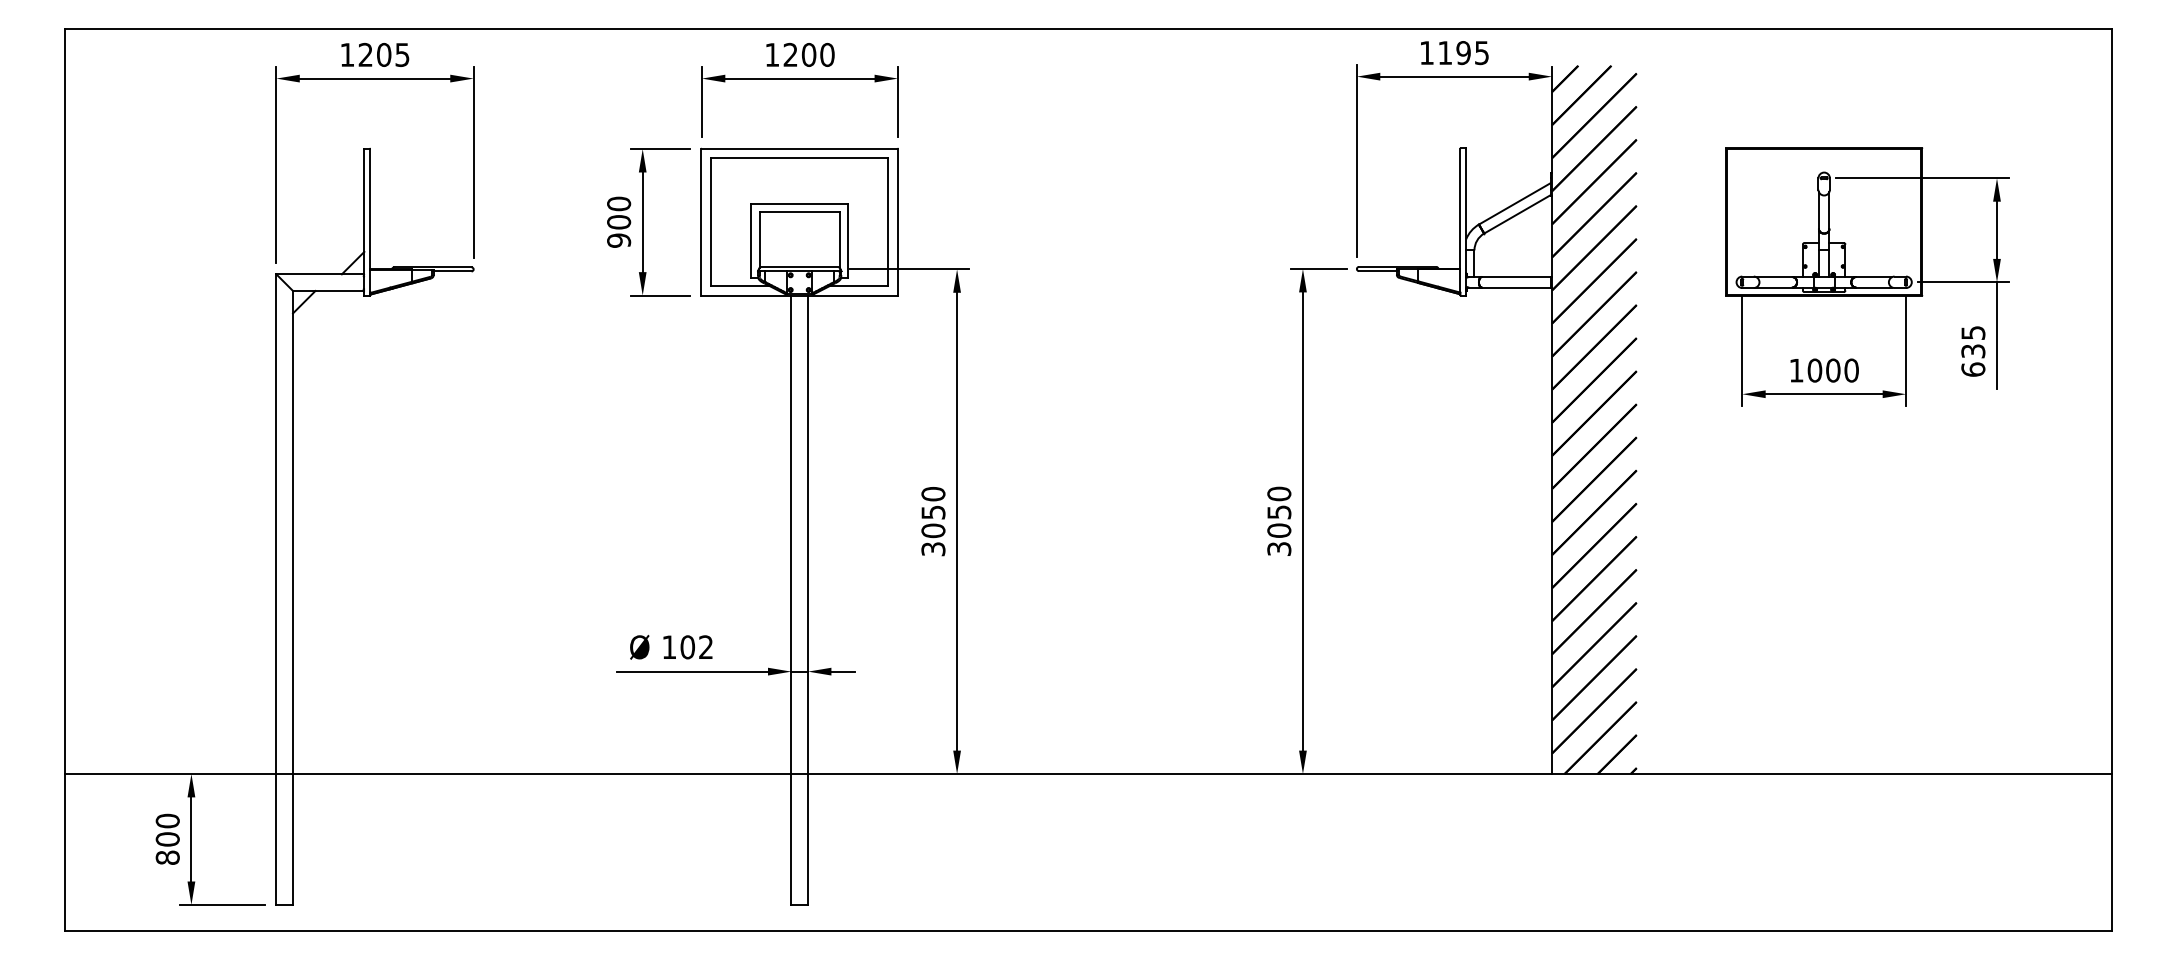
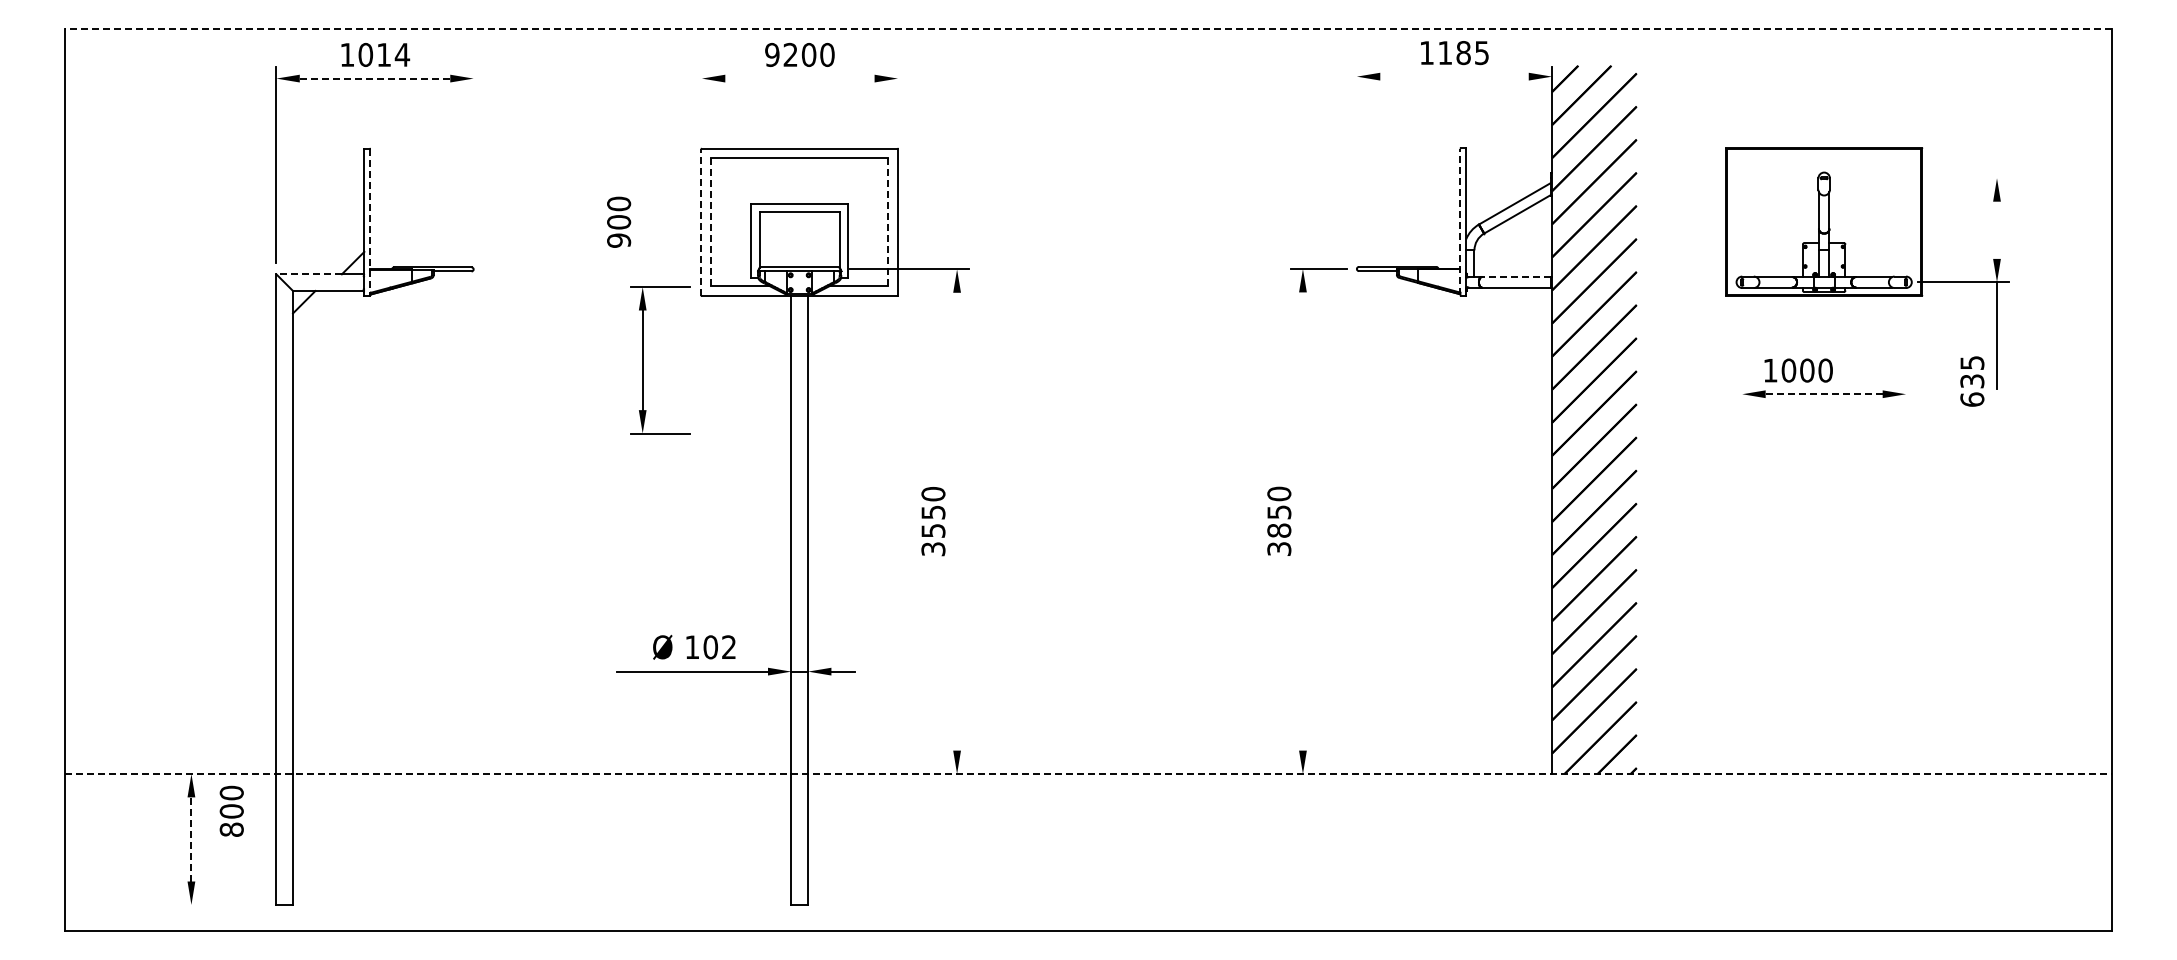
line: solid -> dashed (1087, 28)
text: 1195 -> 1185 (1463, 53)
text: 1205 -> 1014 (384, 54)
text: 1200 -> 9200 (772, 54)
line: present -> none (1454, 76)
line: solid -> dashed (375, 78)
line: present -> none (799, 78)
line: present -> none (701, 101)
line: present -> none (897, 101)
line: present -> none (1356, 160)
line: present -> none (473, 161)
line: present -> none (1921, 178)
line: solid -> dashed (701, 221)
line: solid -> dashed (711, 221)
line: solid -> dashed (1460, 221)
line: solid -> dashed (370, 222)
part position: (643, 222) -> (643, 360) (643, 360)
line: solid -> dashed (888, 222)
line: present -> none (1997, 229)
line: solid -> dashed (309, 274)
line: solid -> dashed (1516, 277)
line: present -> none (1742, 350)
line: present -> none (1906, 350)
text position: (1973, 351) -> (1972, 381) (1972, 381)
text position: (1824, 370) -> (1798, 370) (1798, 370)
line: solid -> dashed (1824, 394)
line: present -> none (957, 521)
line: present -> none (1302, 521)
text: 3050 -> 3550 (933, 530)
text: 3050 -> 3850 (1279, 530)
text position: (671, 646) -> (694, 646) (694, 646)
line: solid -> dashed (1088, 774)
text position: (167, 838) -> (231, 810) (231, 810)
line: solid -> dashed (191, 838)
line: present -> none (221, 904)
